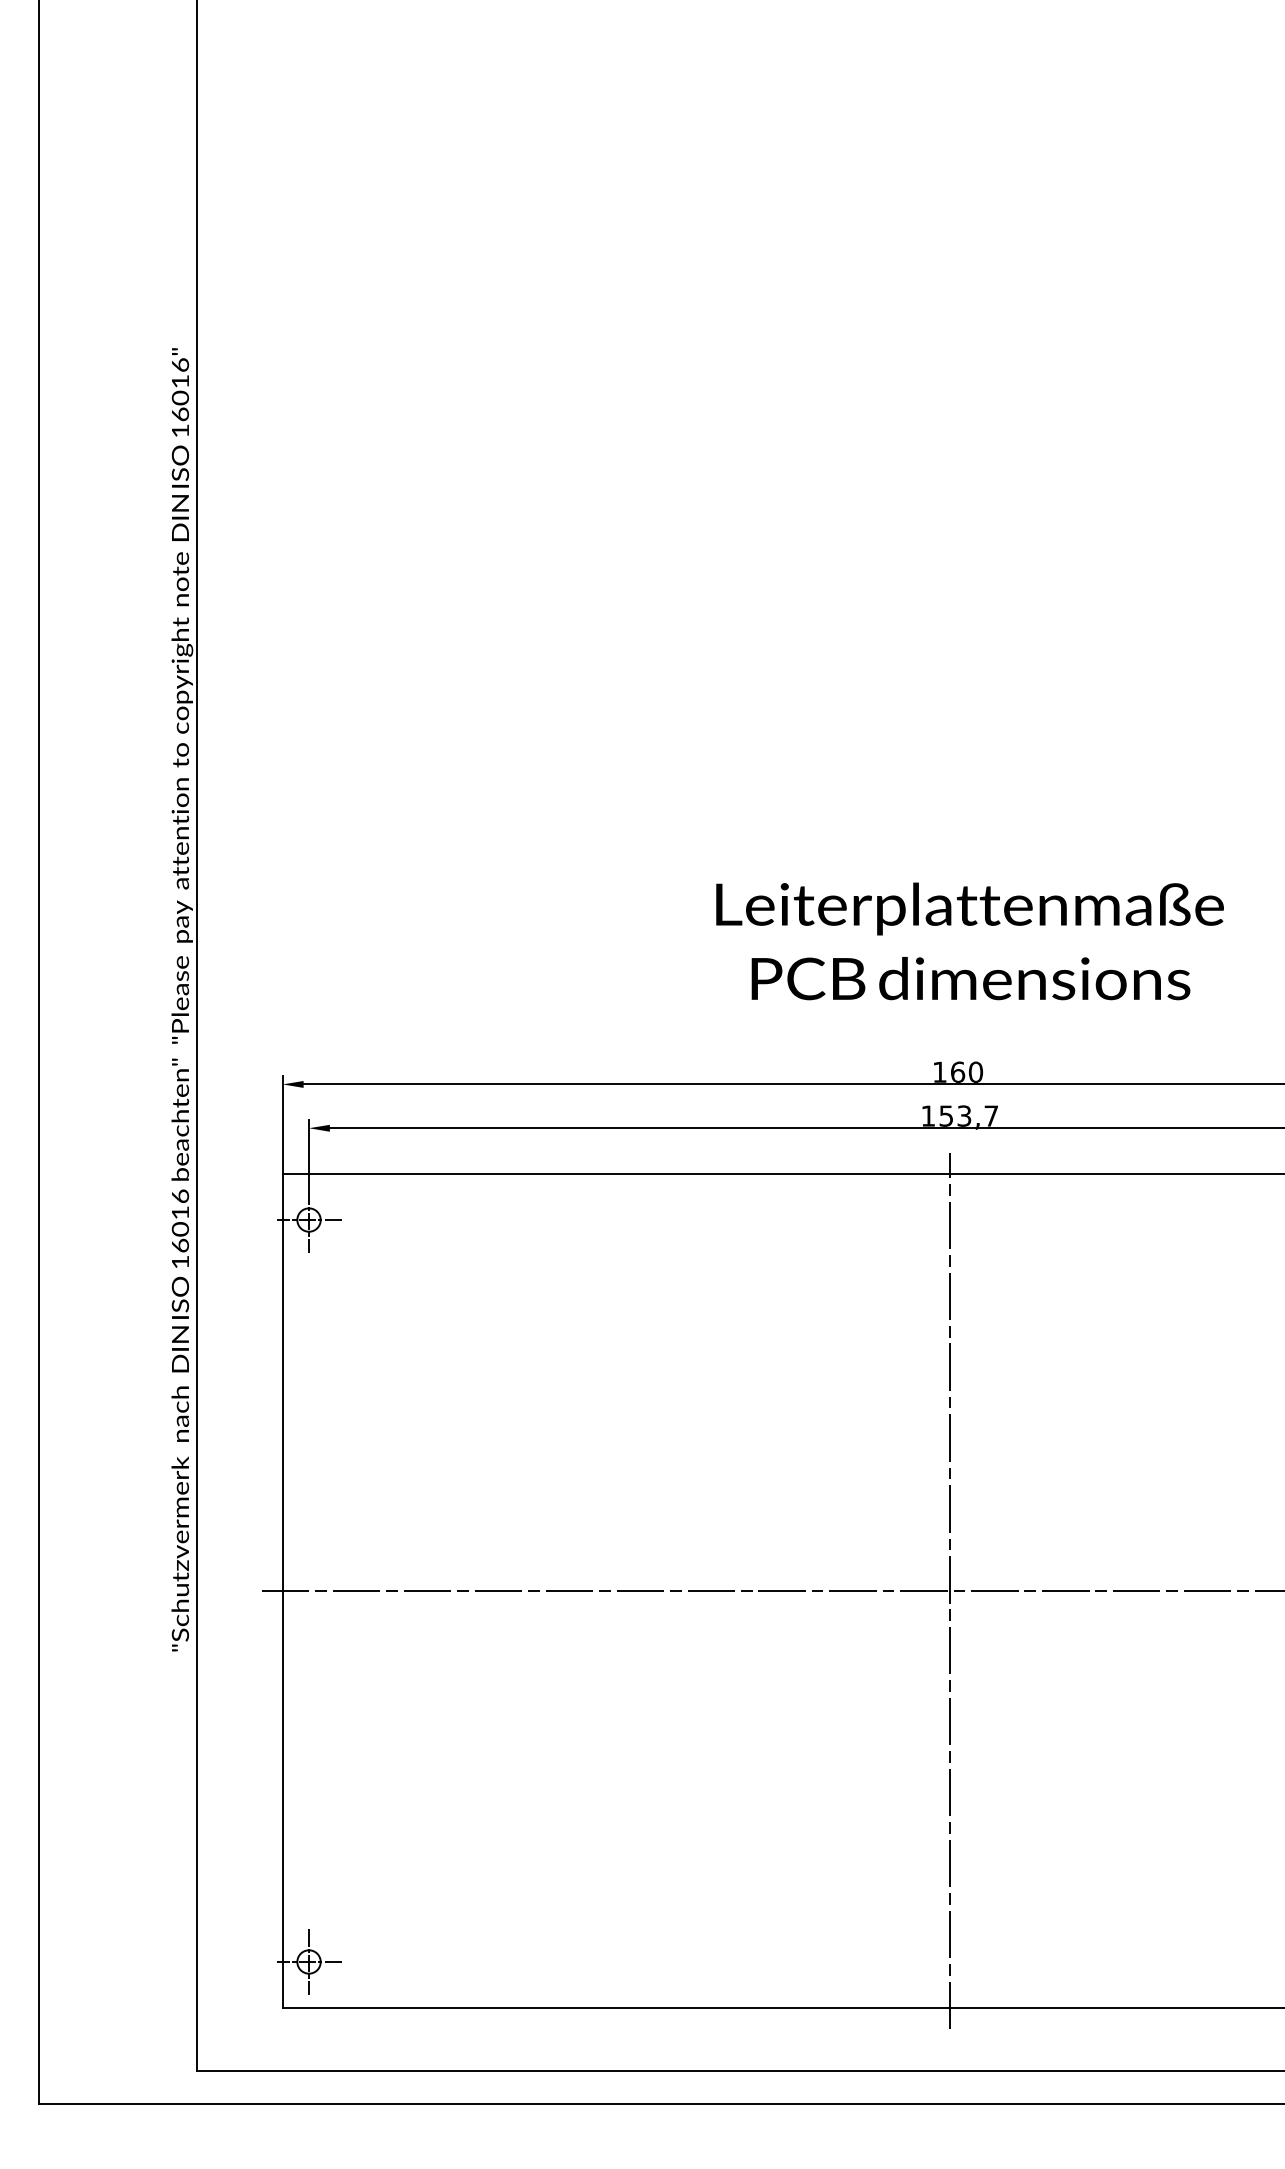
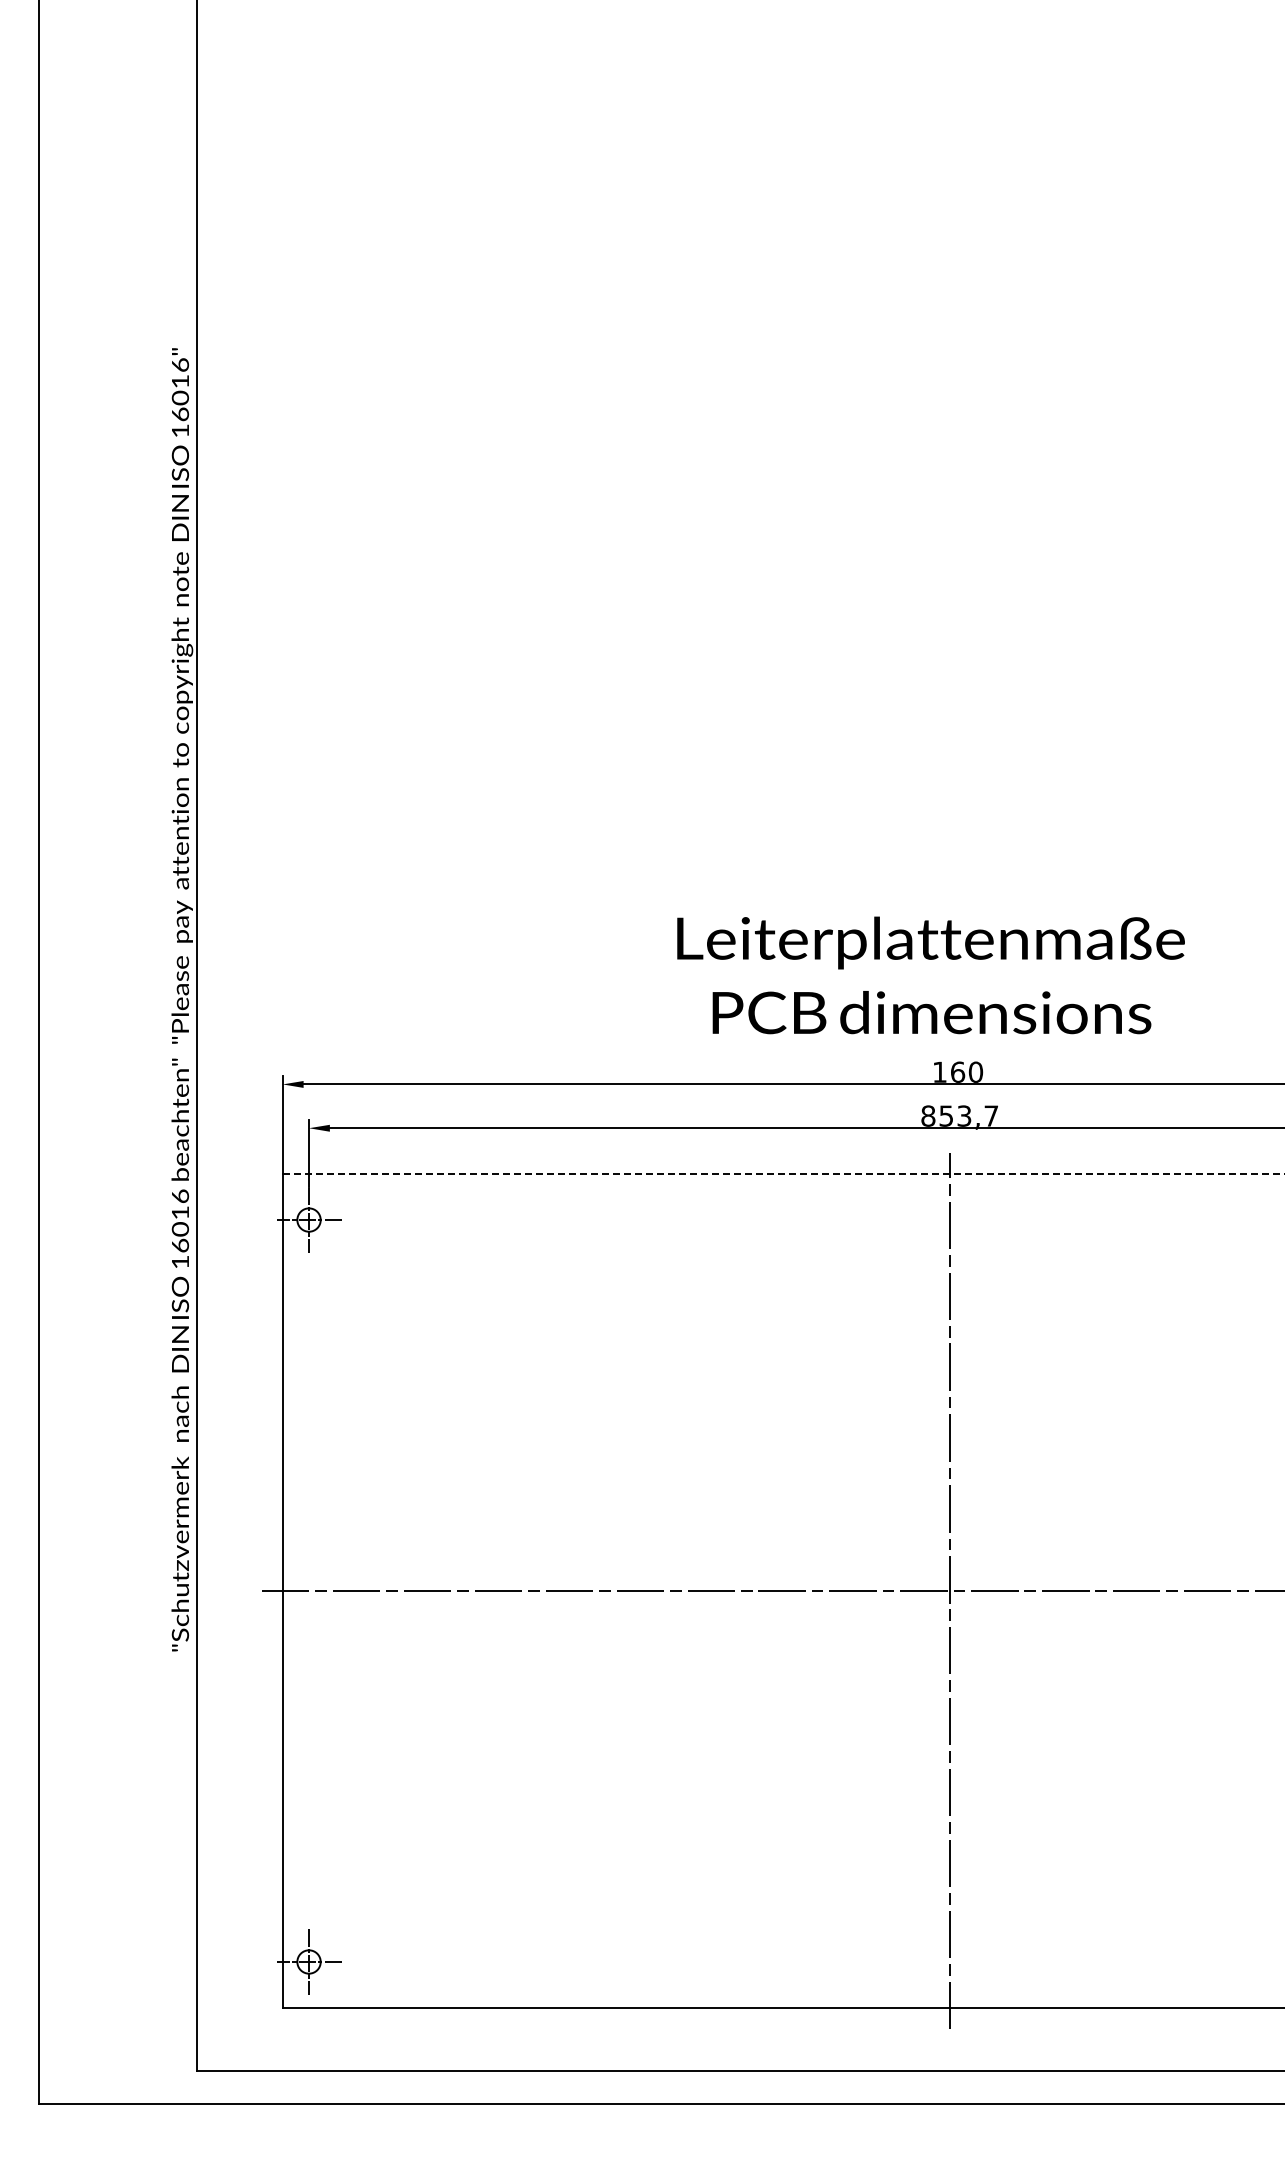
text position: (969, 941) -> (930, 975) (930, 975)
text: 153,7 -> 853,7 (928, 1115)
line: solid -> dashed (783, 1173)
